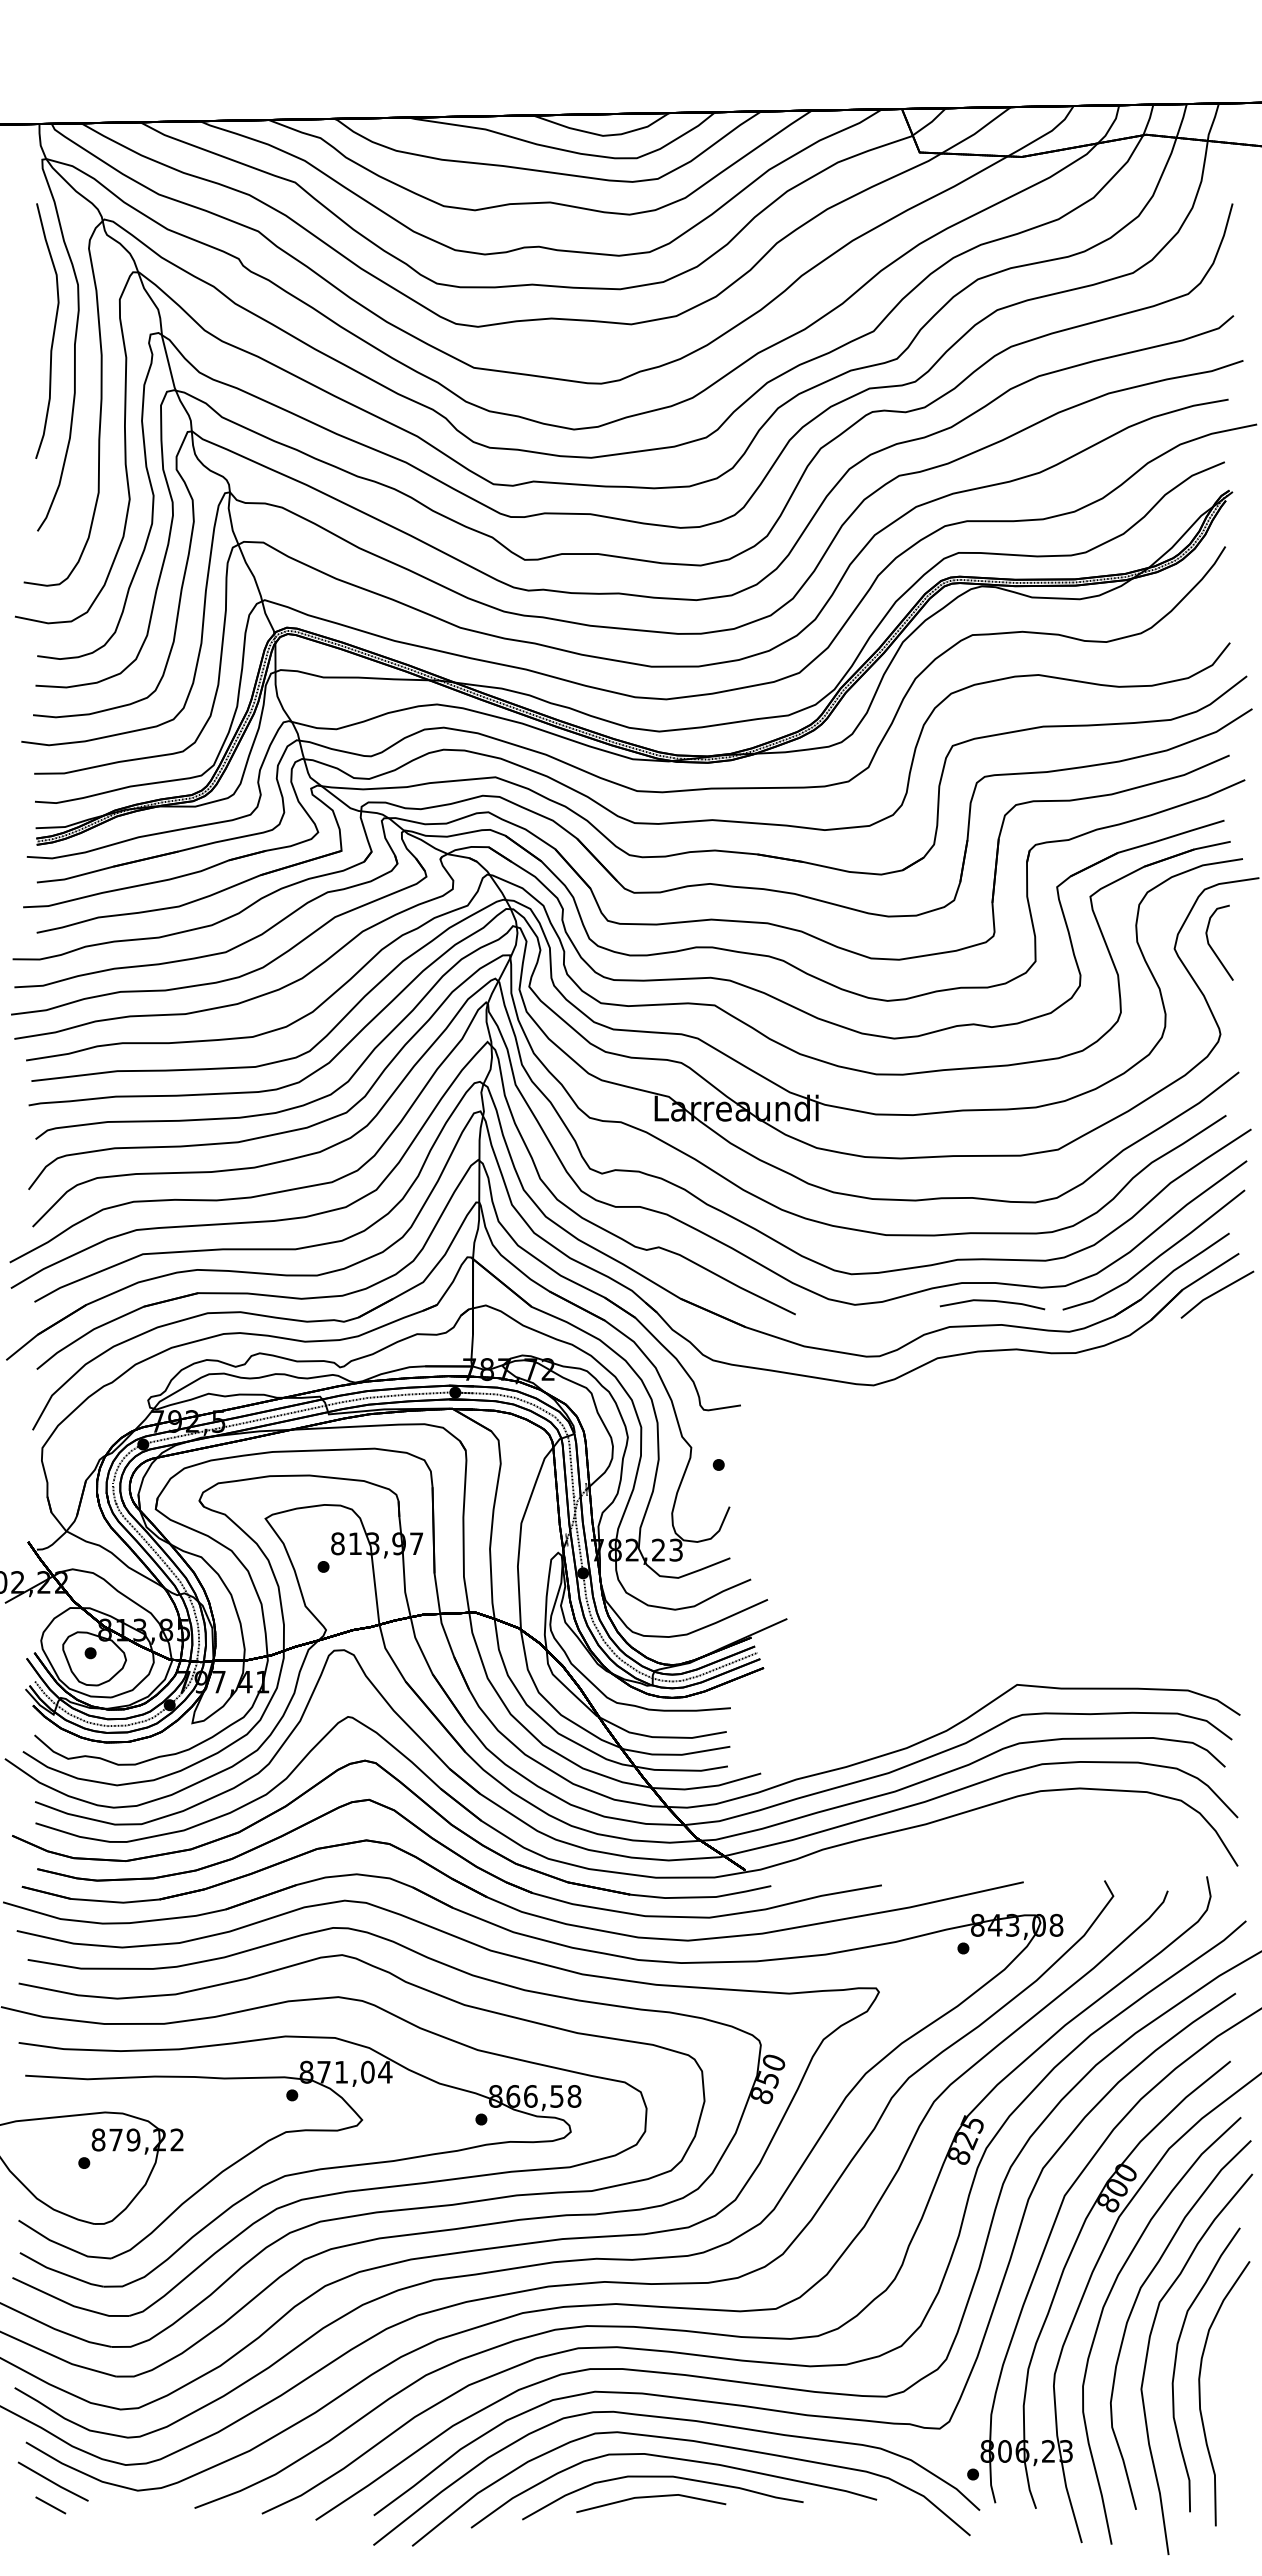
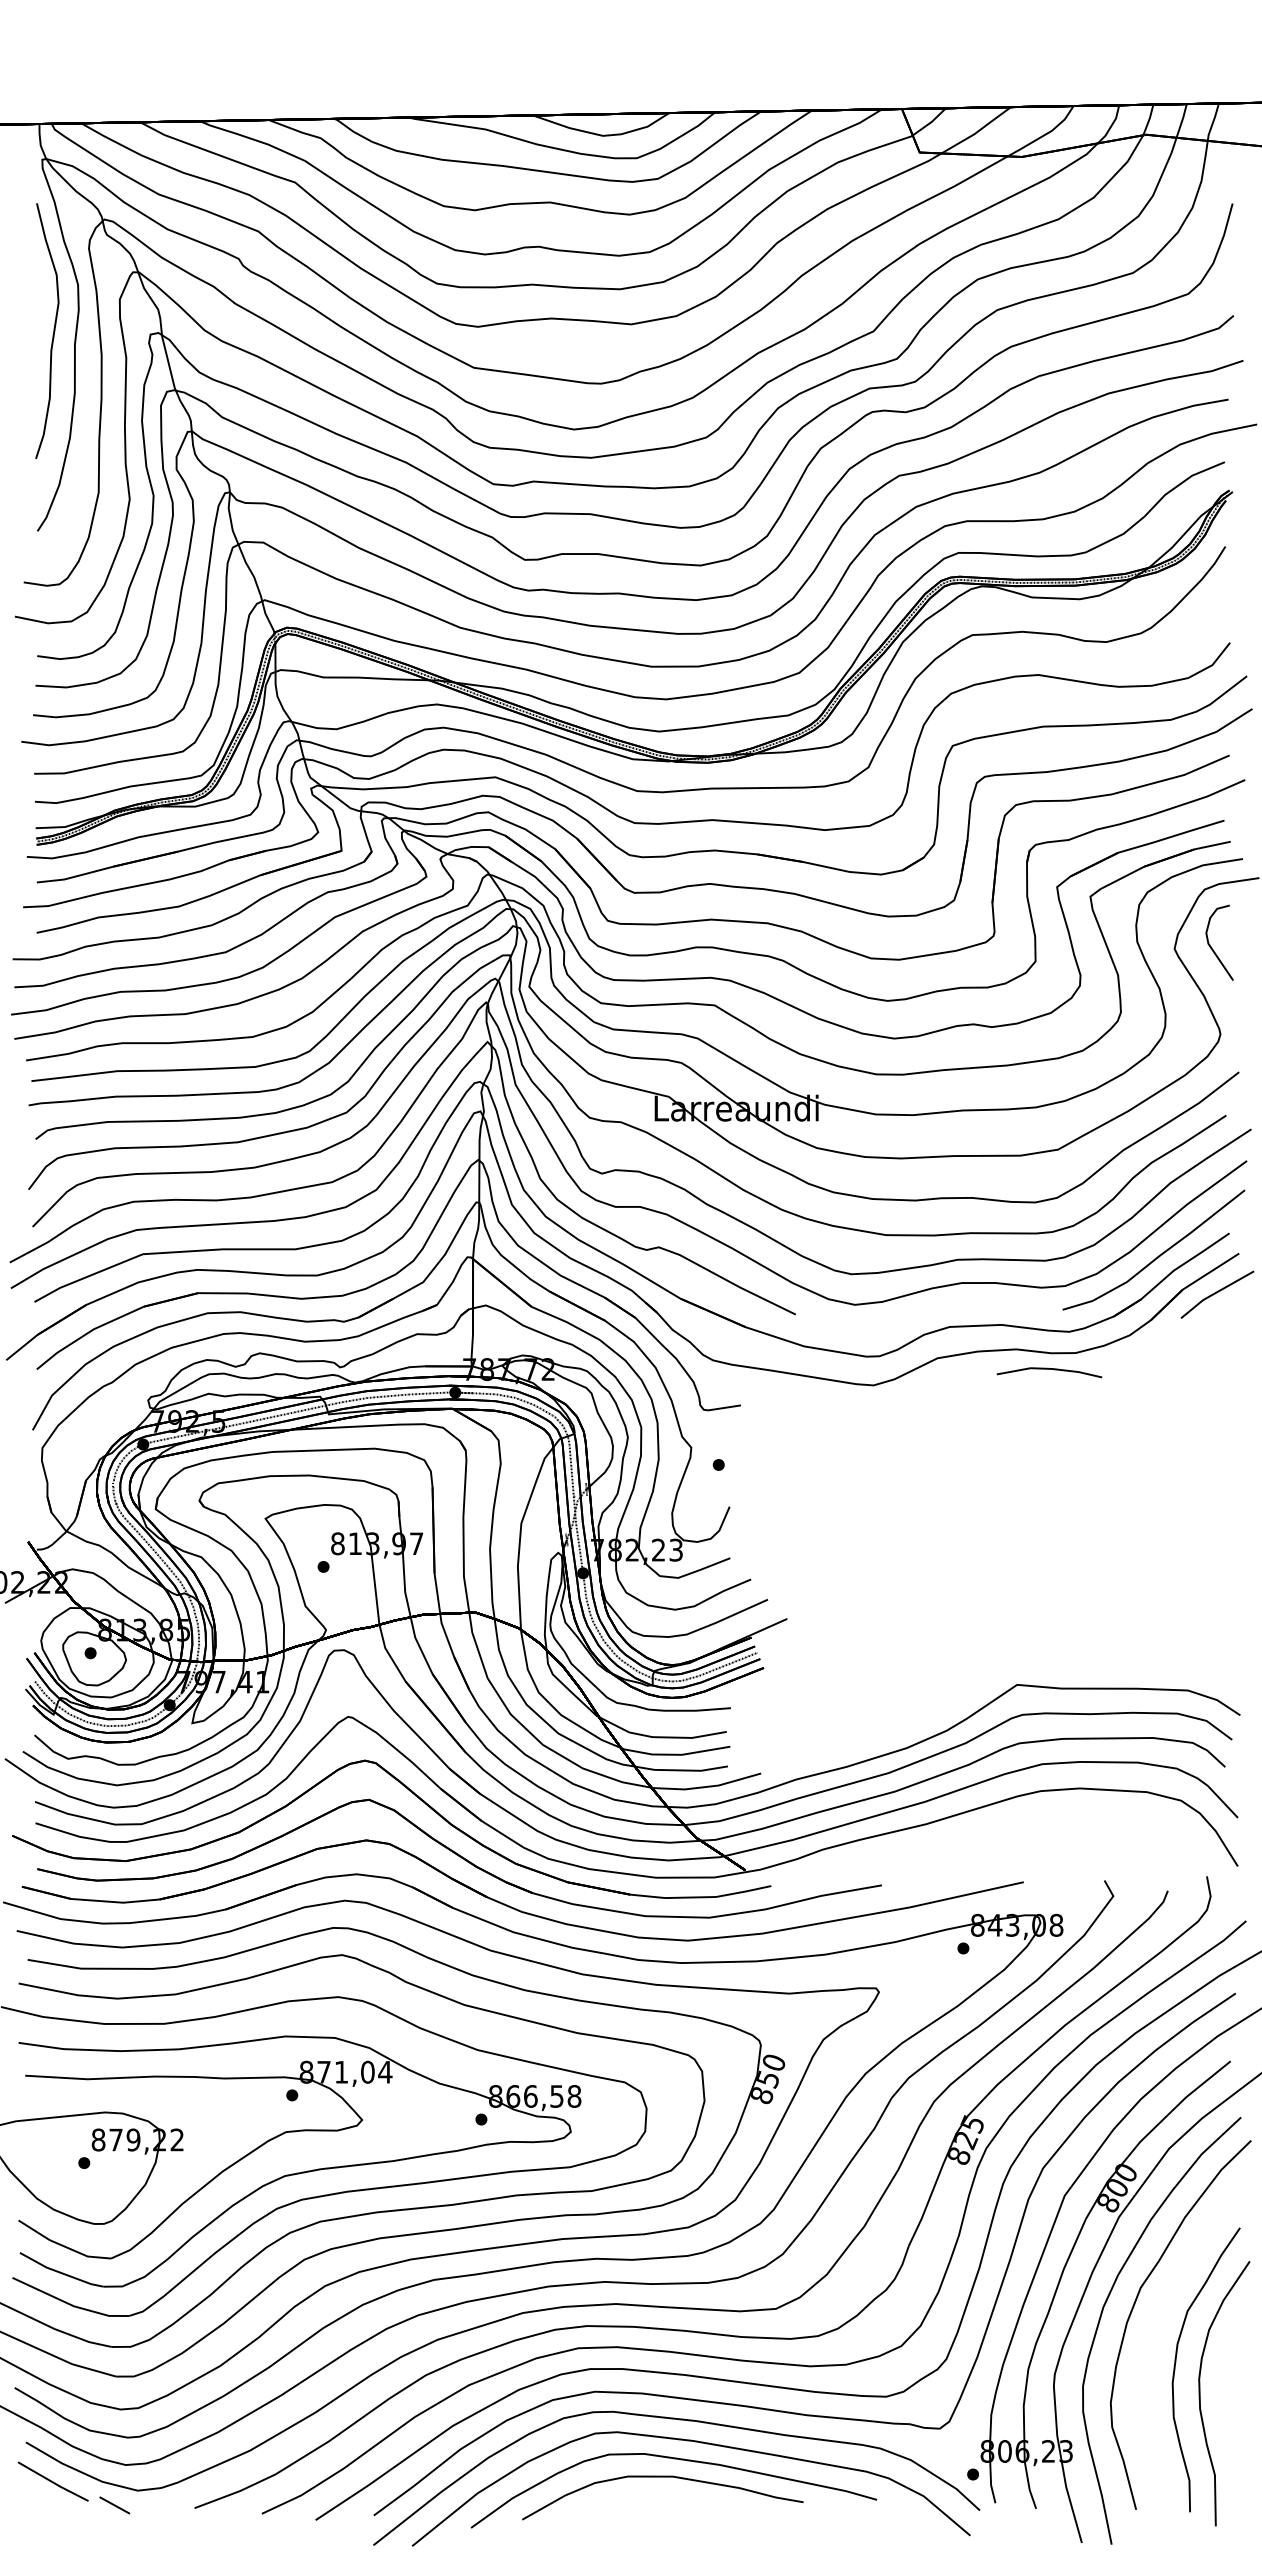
line position: (992, 1301) -> (1049, 1369) (1049, 1369)
curve: present -> none (1148, 2353)
line: present -> none (651, 2497)
line position: (50, 2505) -> (114, 2505) (114, 2505)
